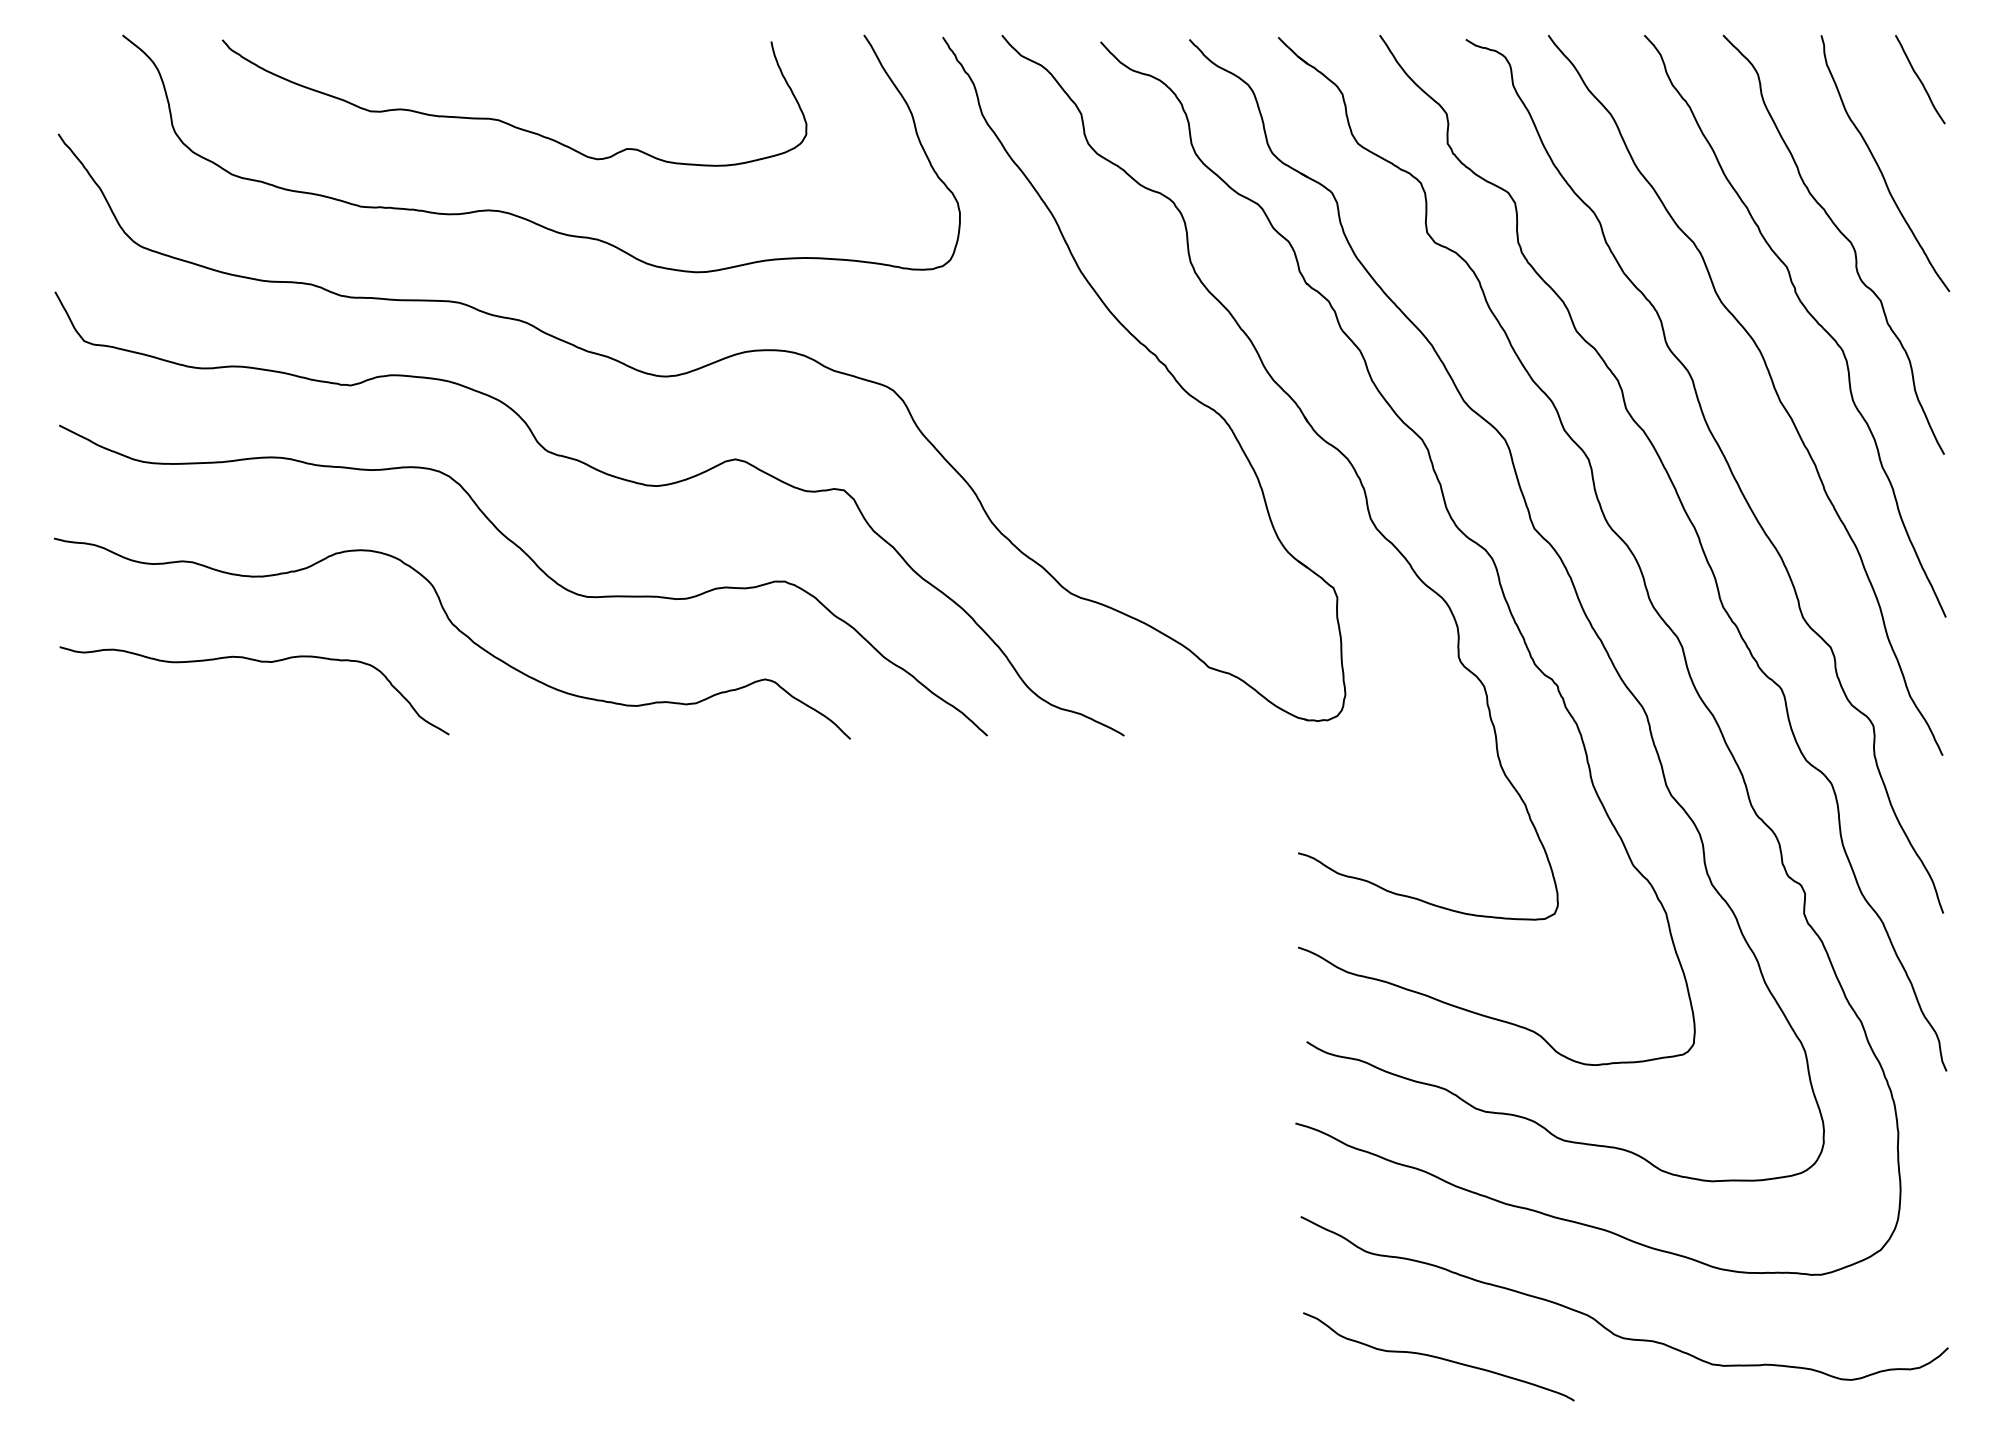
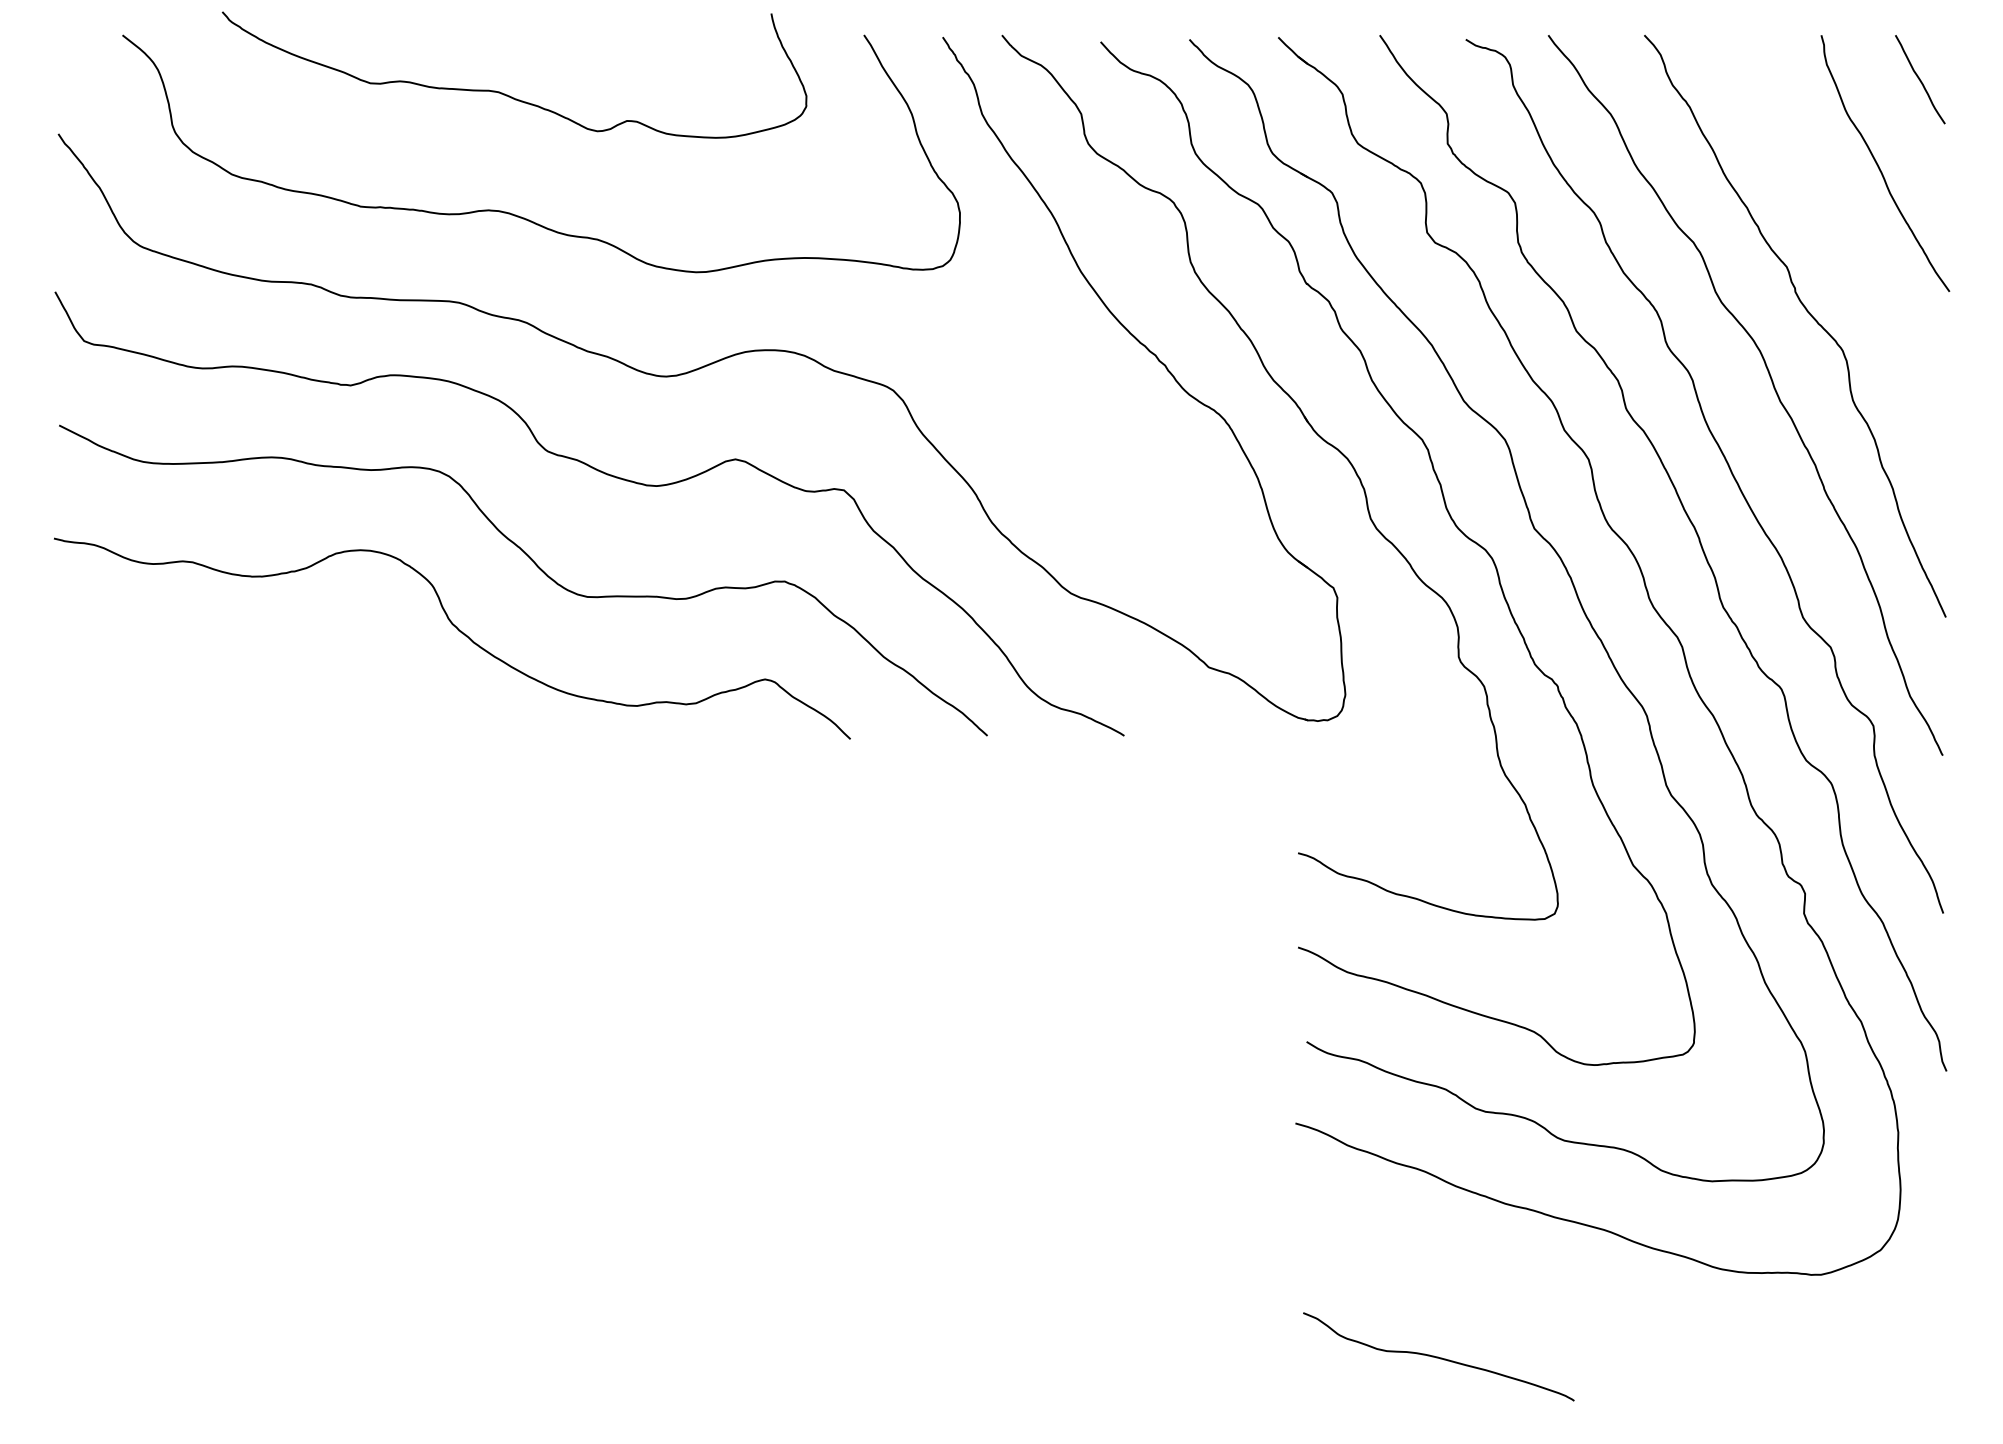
curve position: (507, 122) -> (507, 94) (507, 94)
curve: present -> none (1842, 235)
curve: present -> none (259, 662)
curve: present -> none (1601, 1323)
